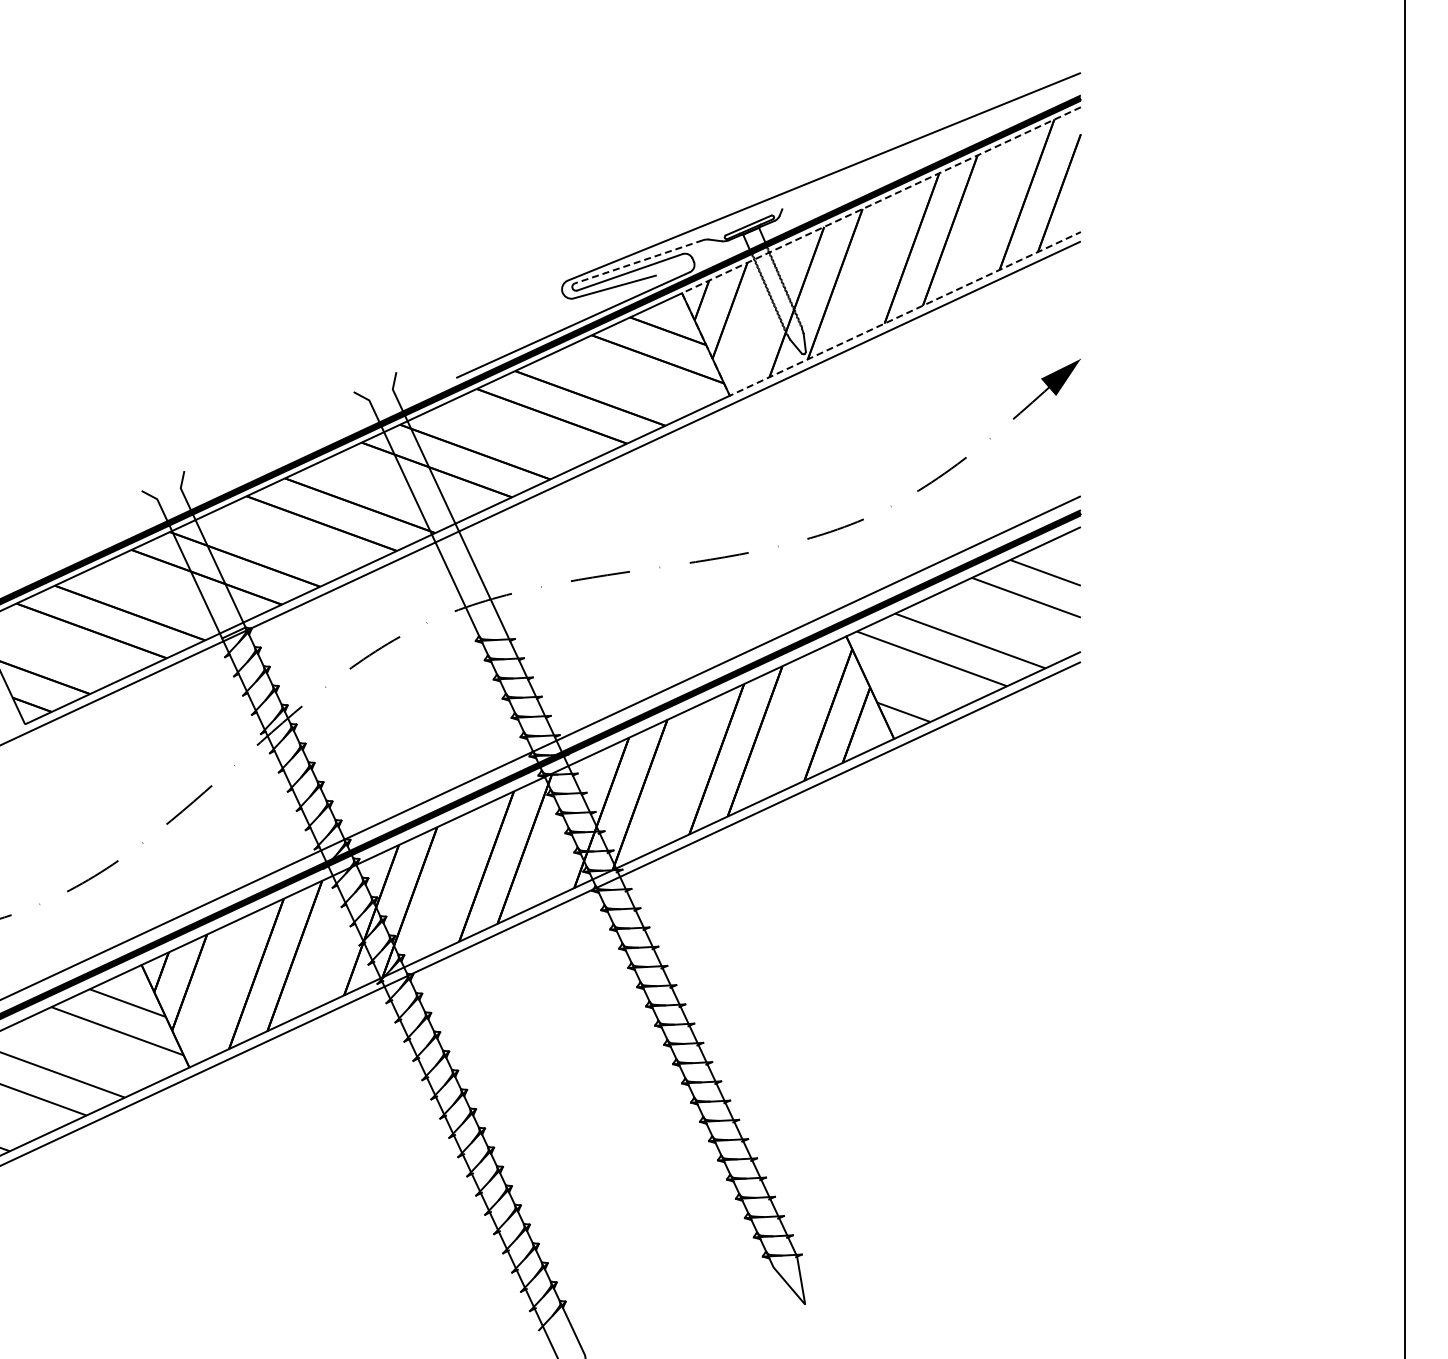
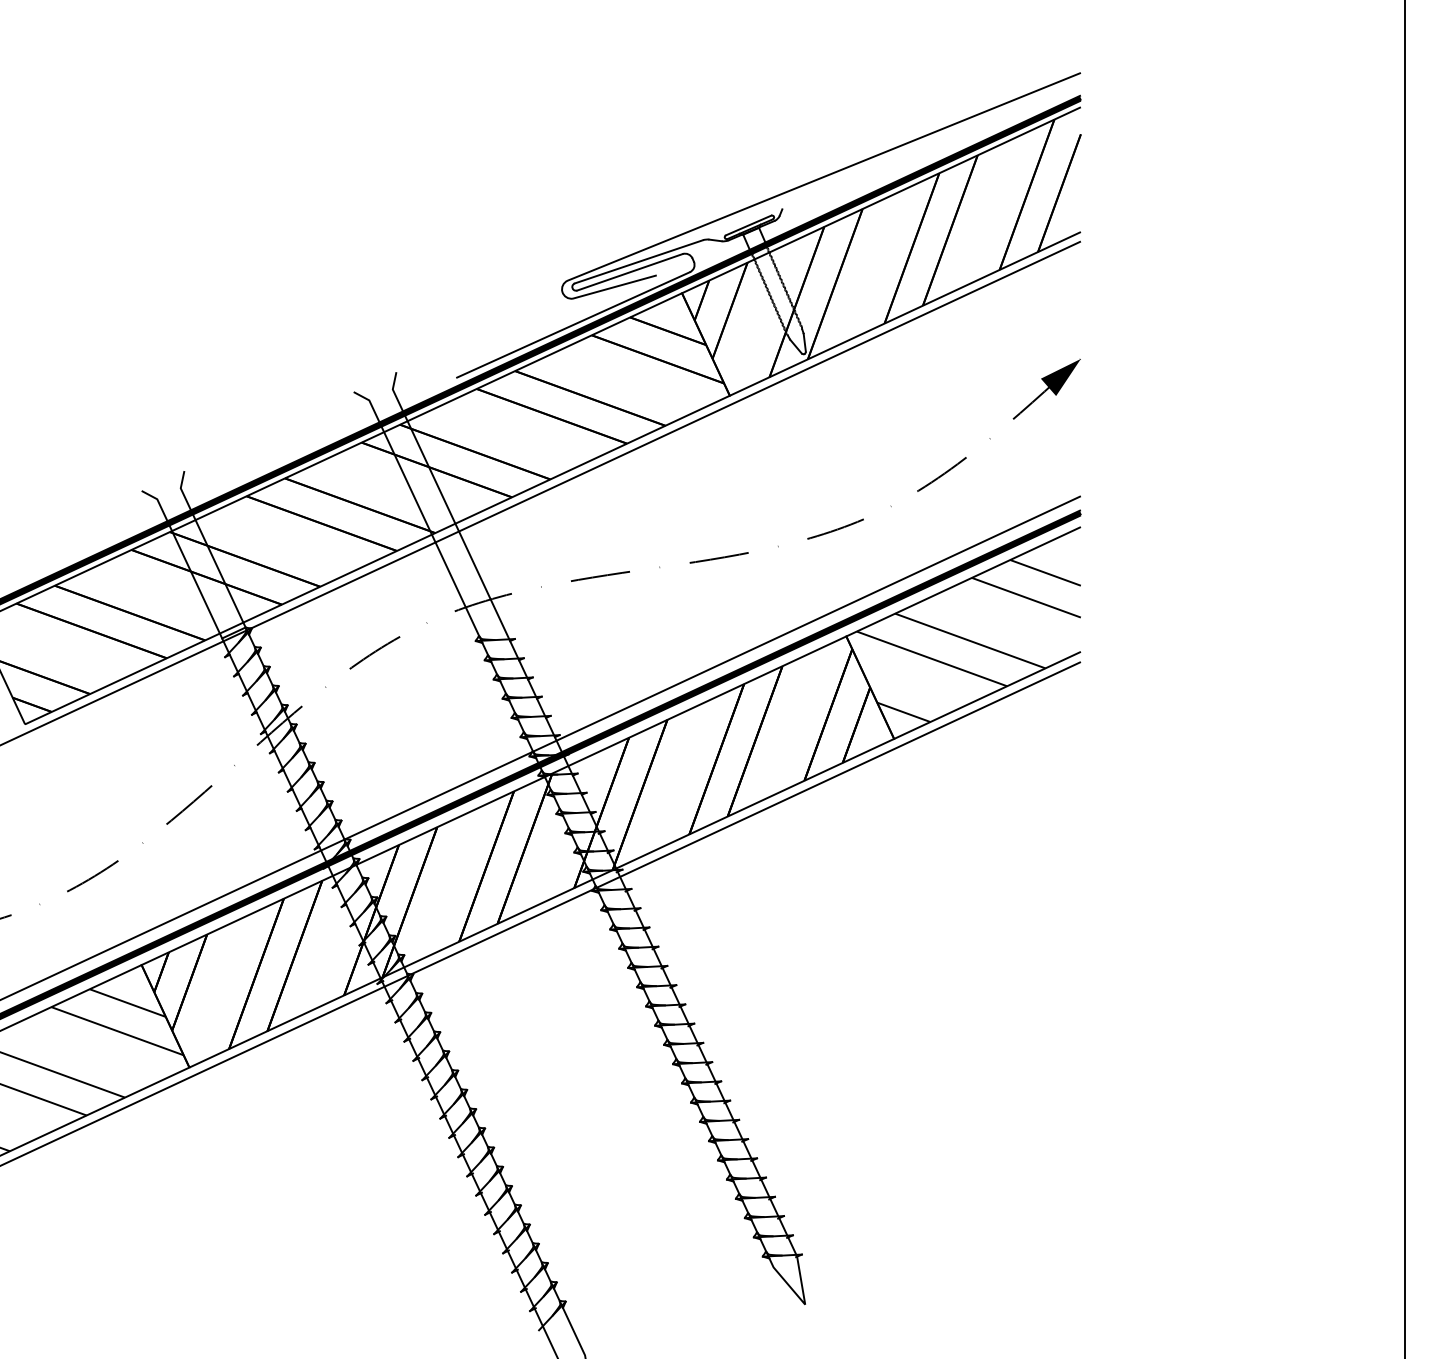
line: dashed -> solid (638, 261)
line: dashed -> solid (695, 321)
